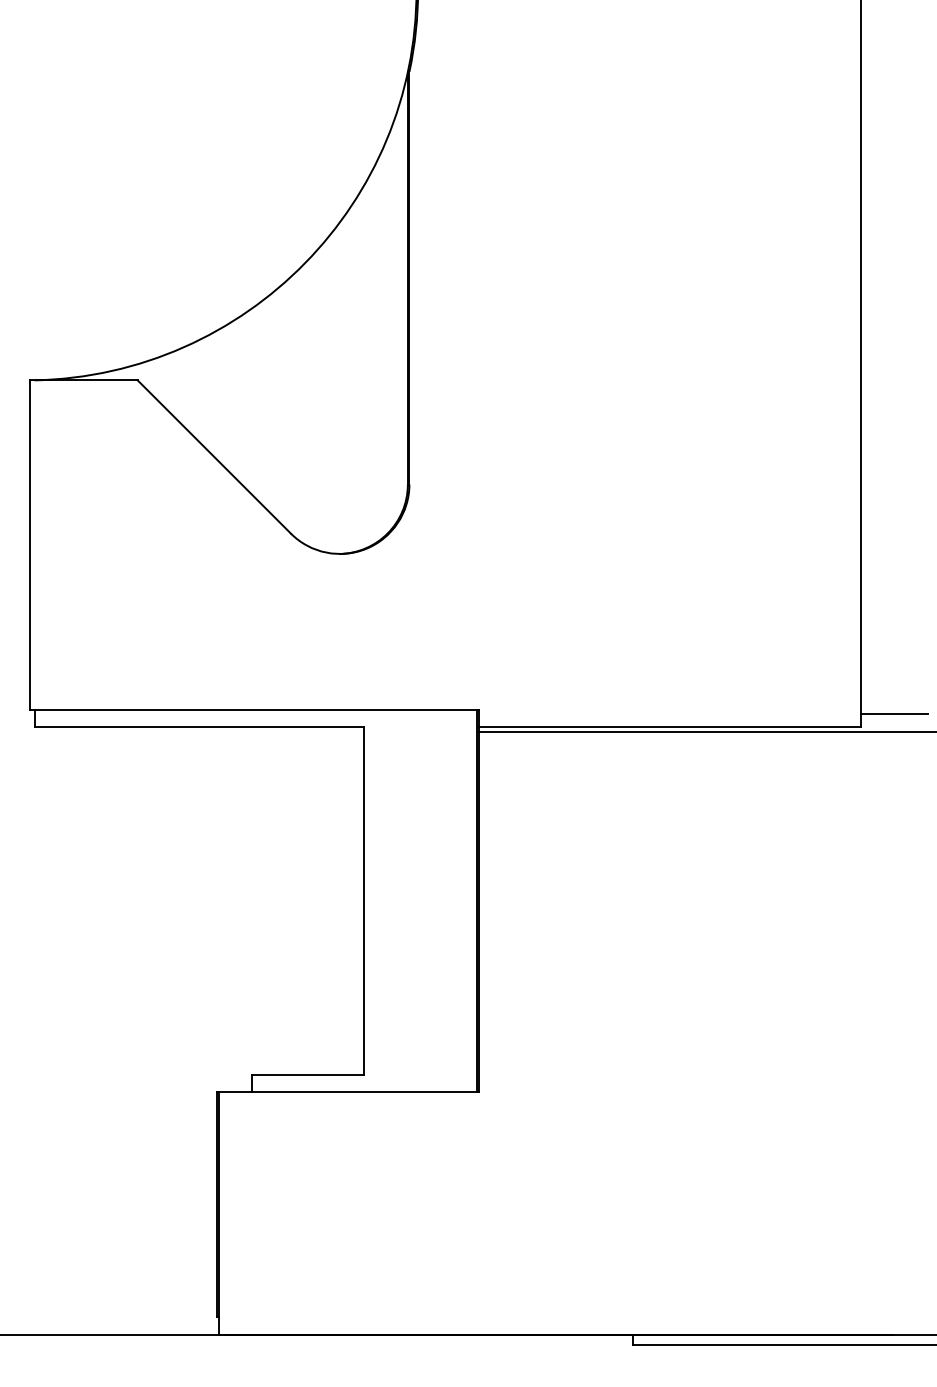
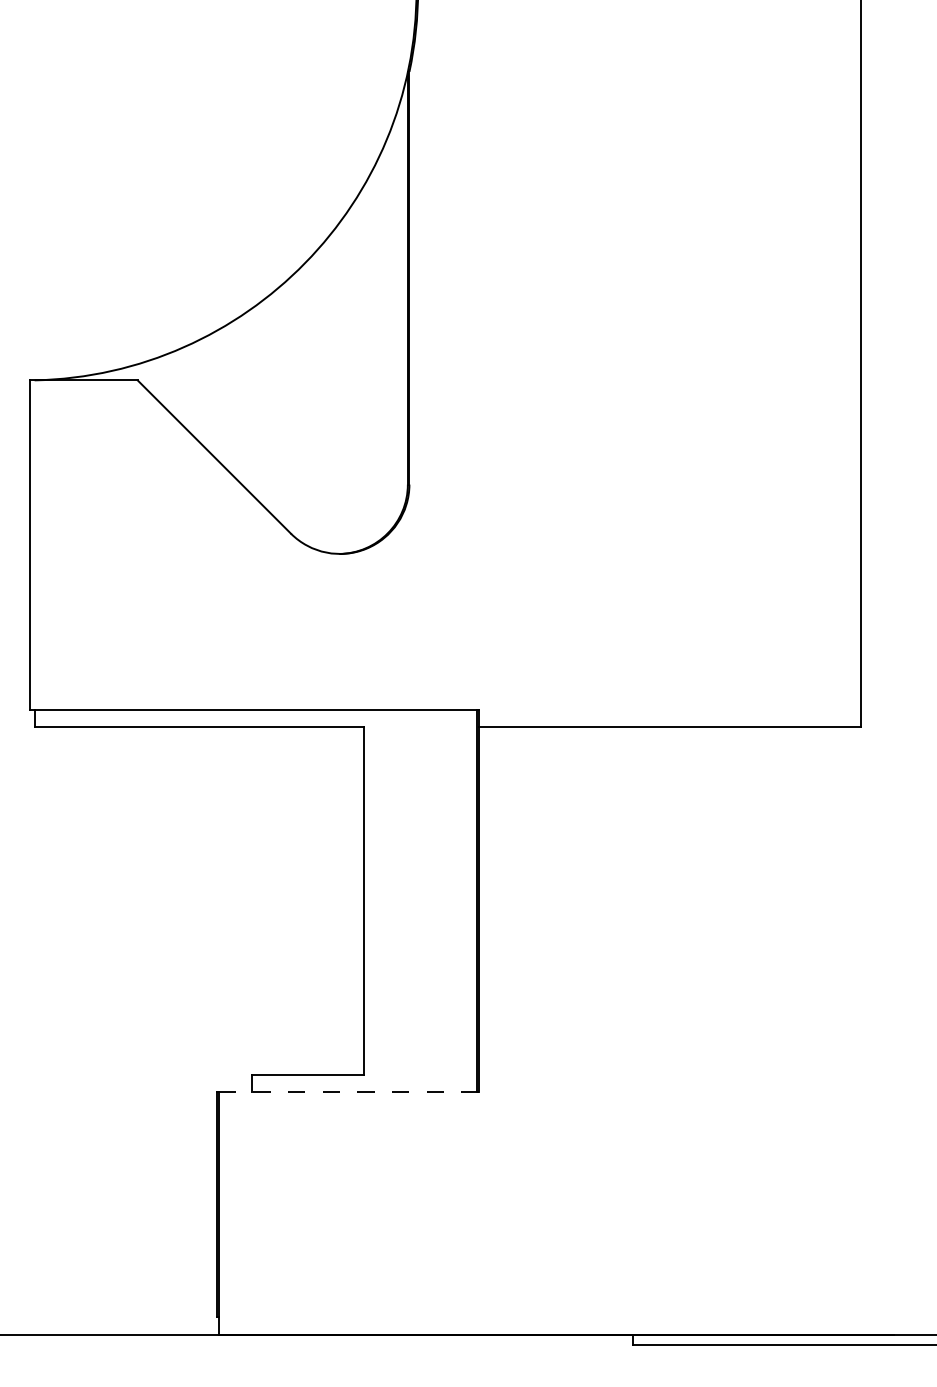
line: present -> none (894, 714)
line: present -> none (705, 732)
line: solid -> dashed (349, 1091)
